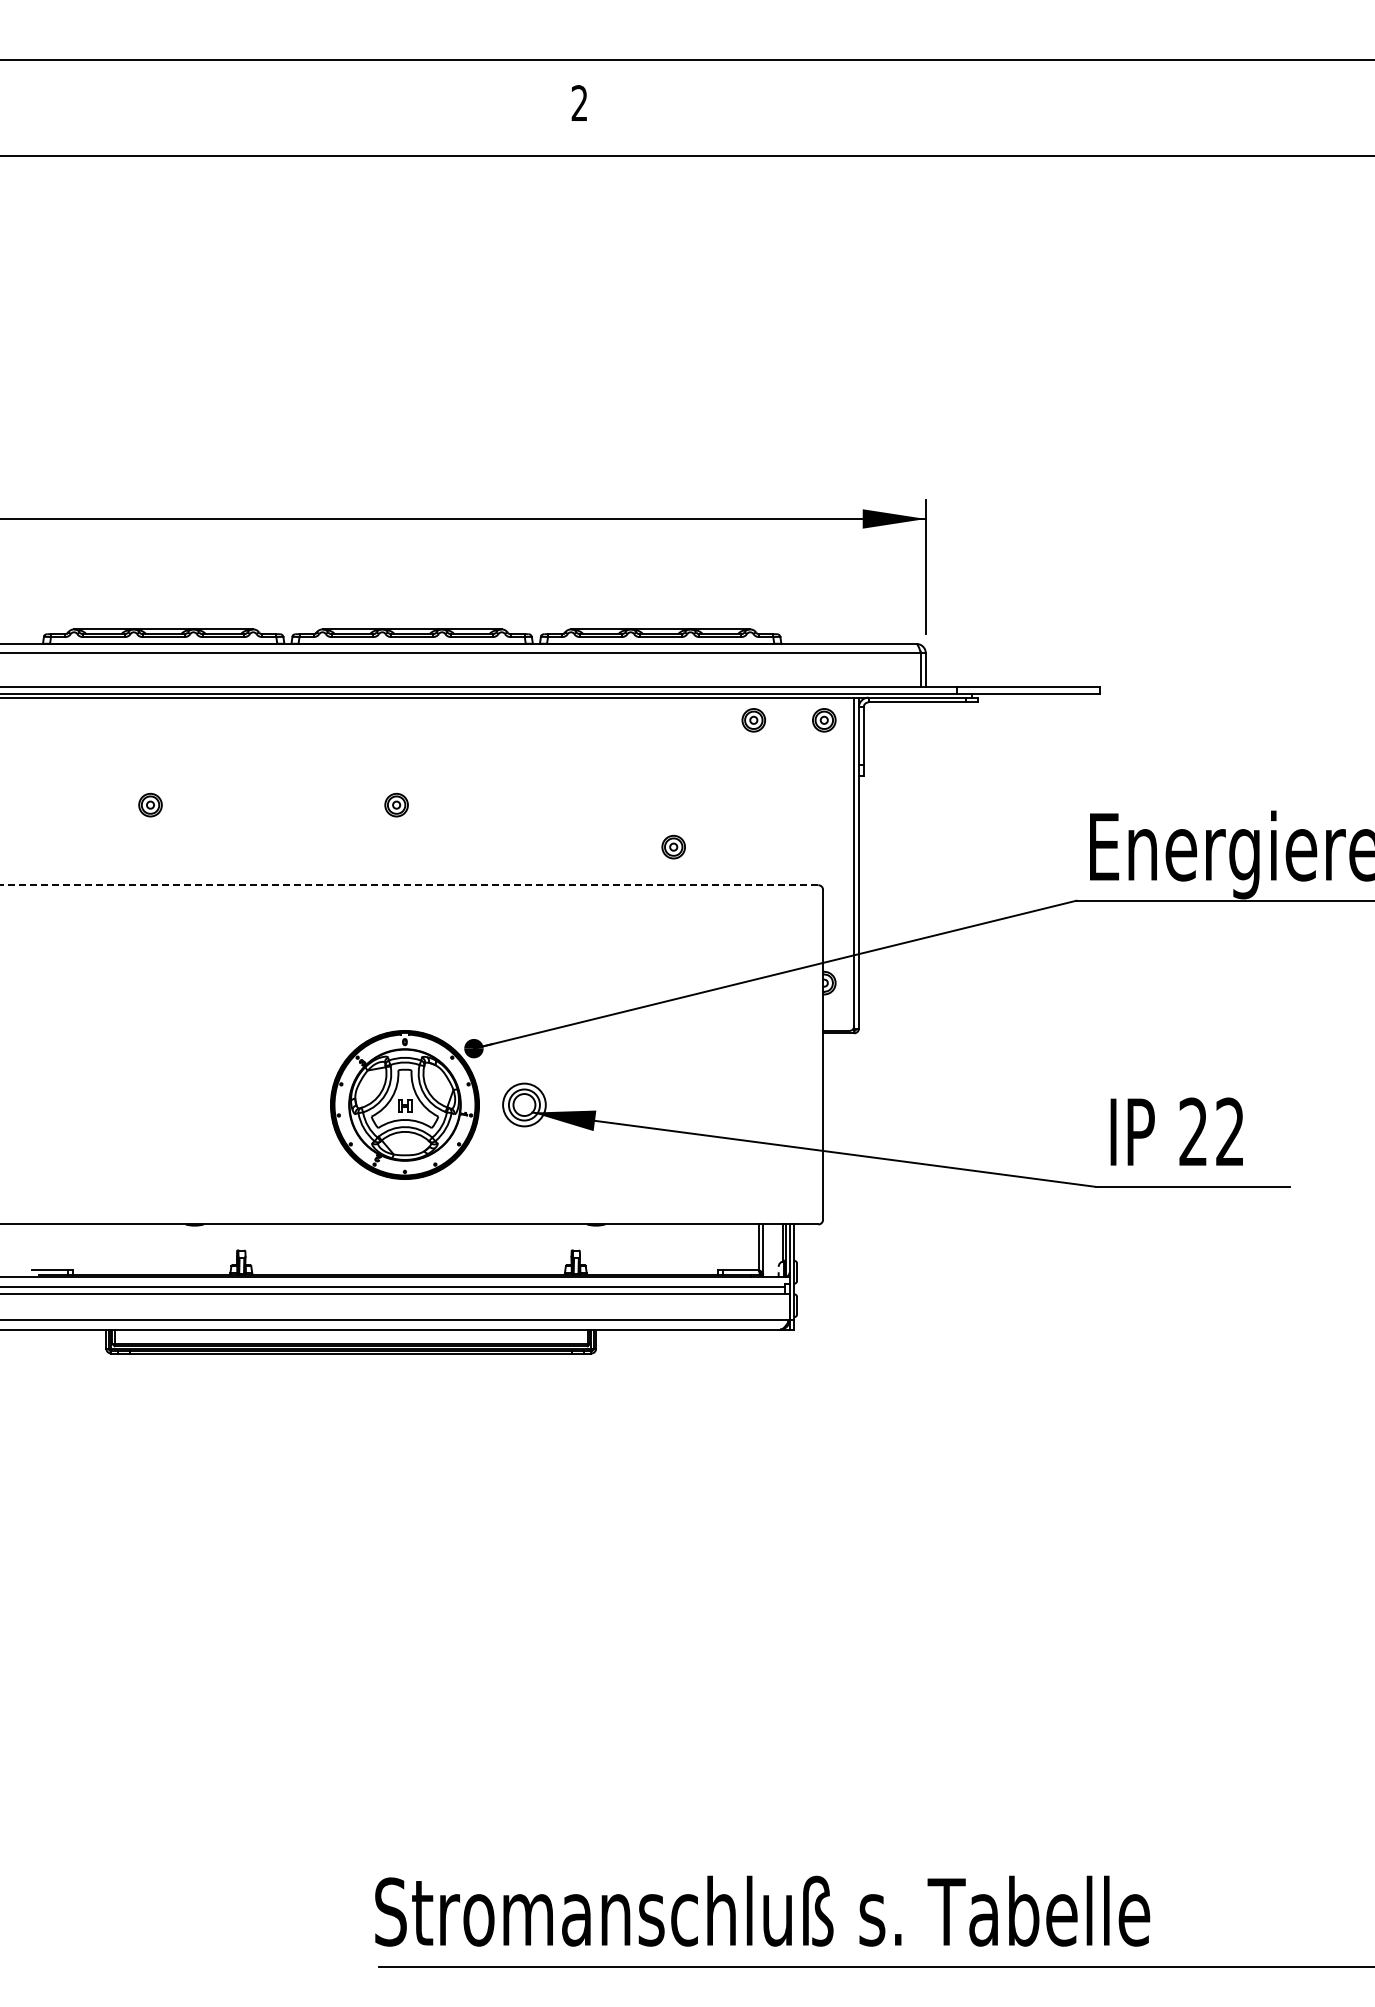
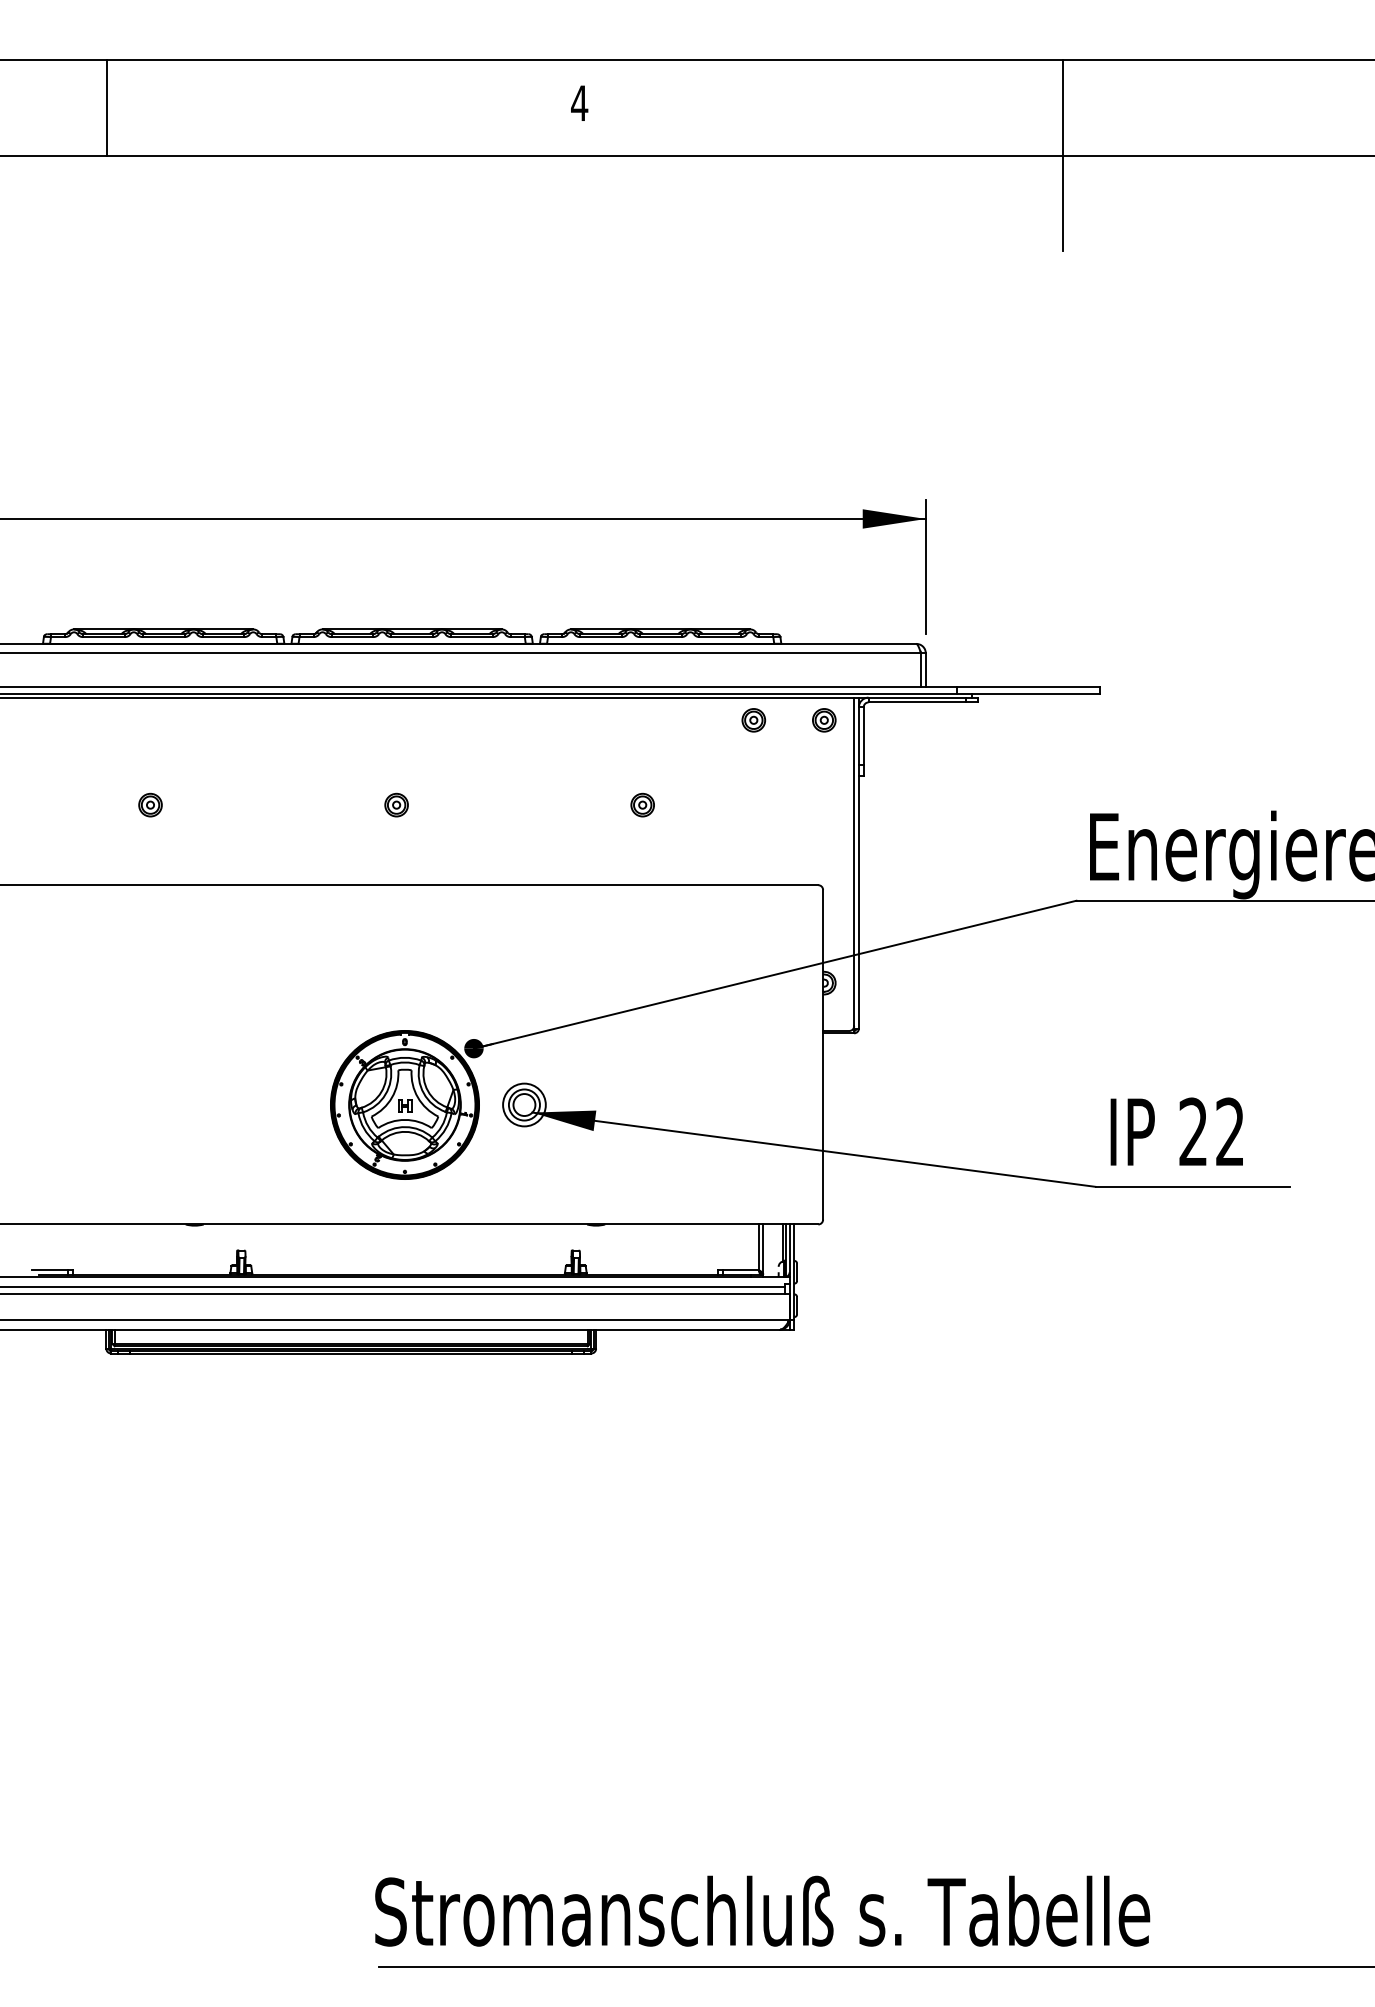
text: 2 -> 4 (579, 102)
line: none -> present (107, 107)
line: none -> present (1063, 155)
part position: (673, 846) -> (642, 804) (642, 804)
line: dashed -> solid (409, 885)
